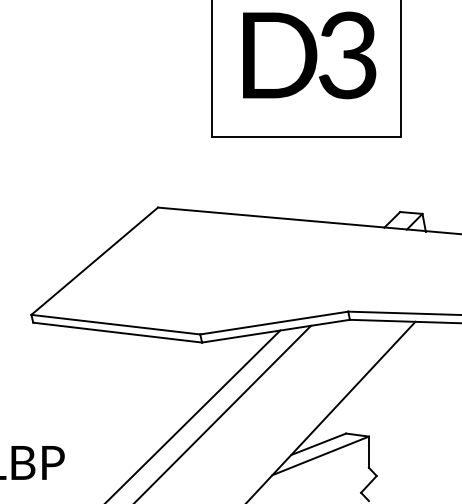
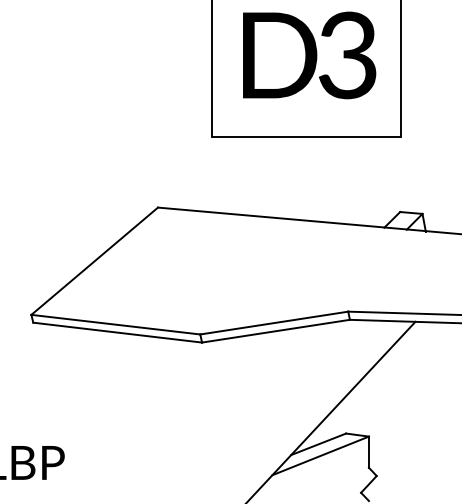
line: present -> none (223, 412)
line: present -> none (193, 415)
